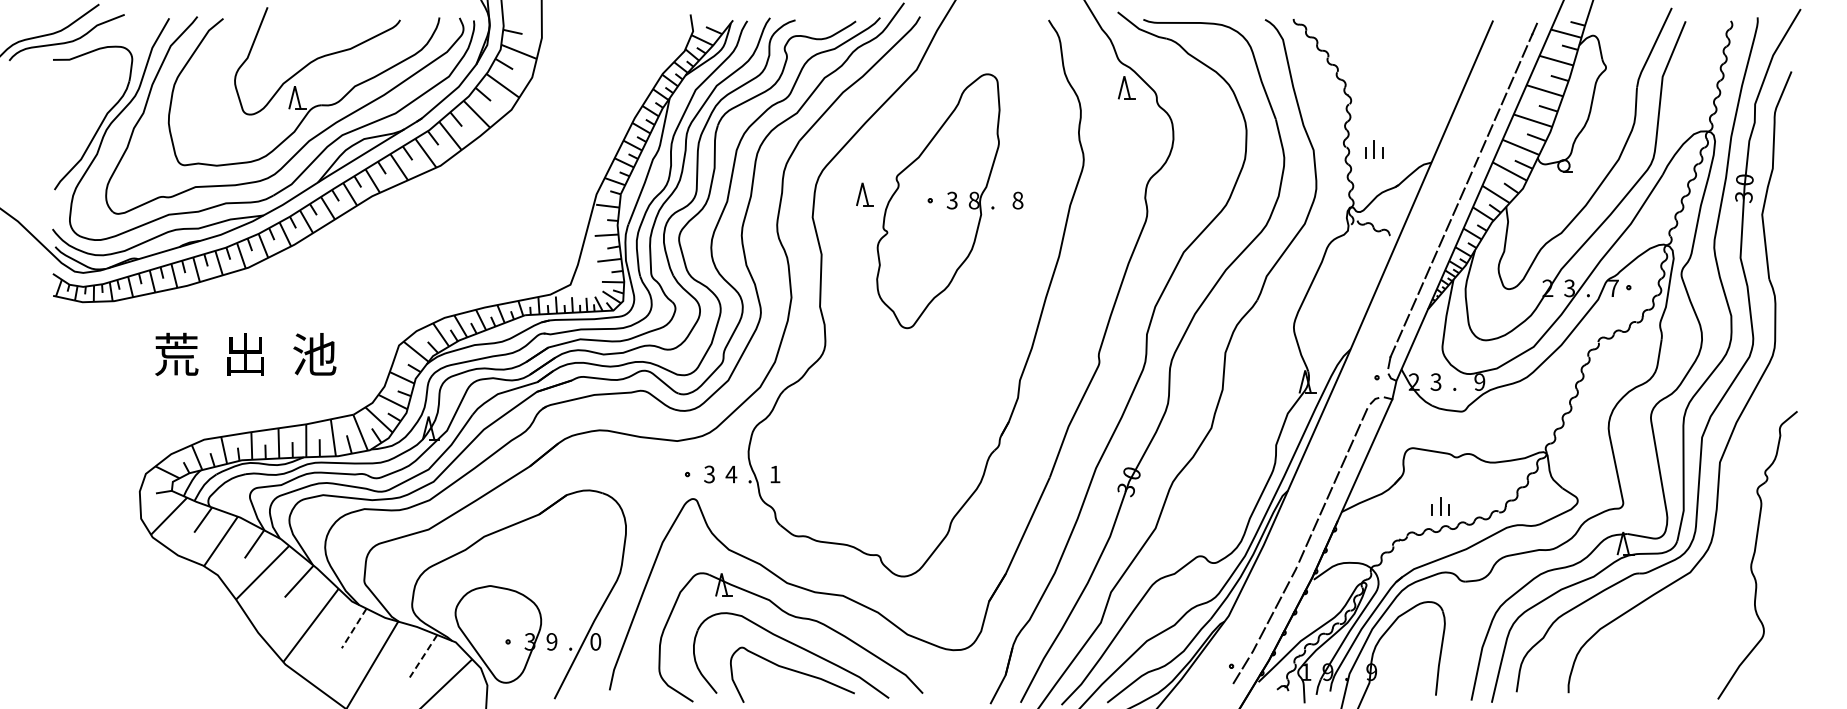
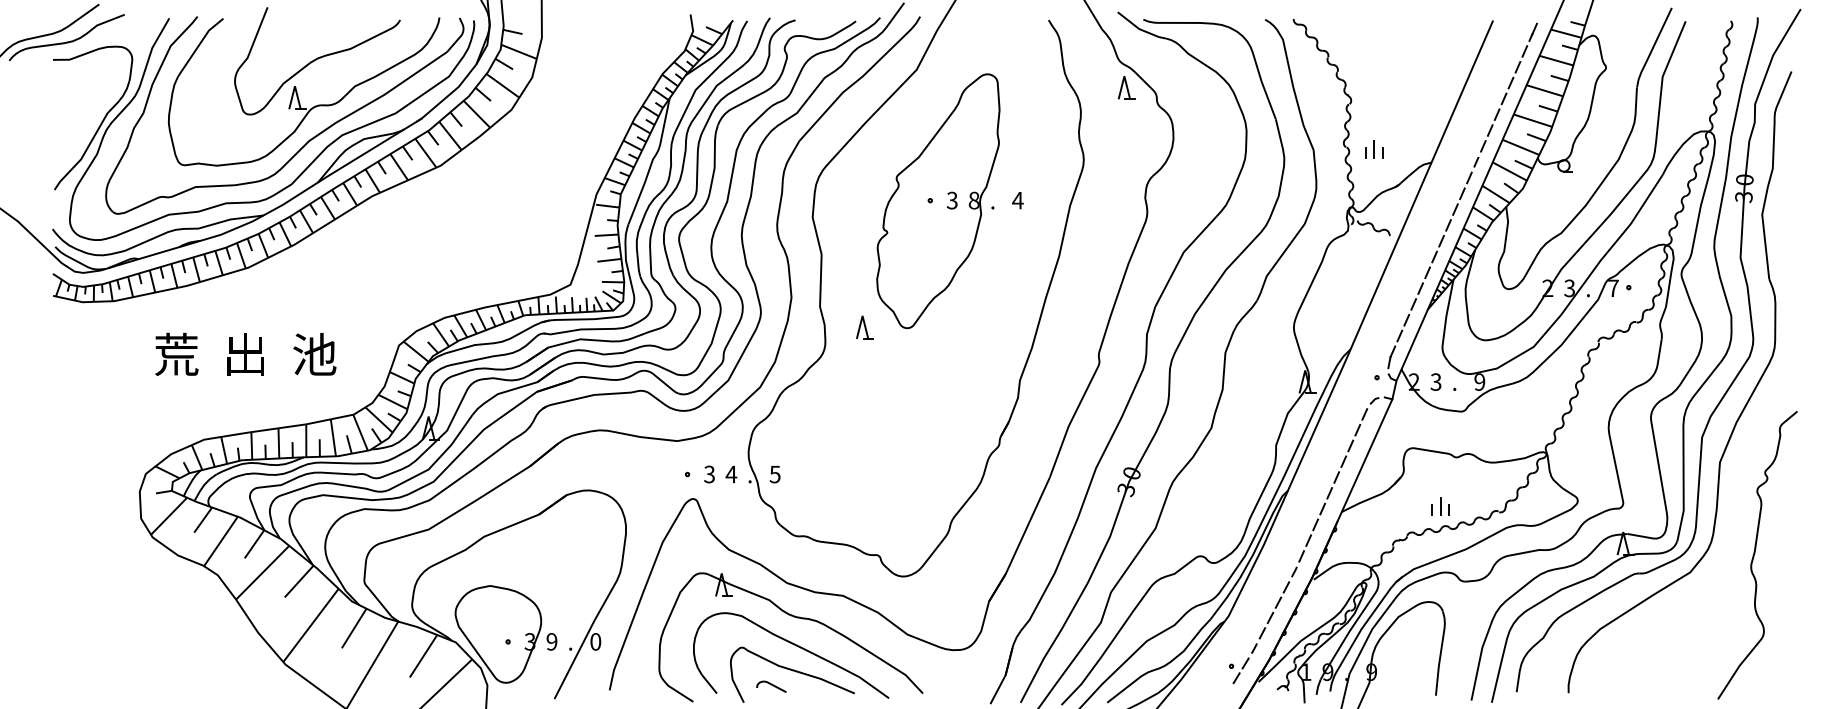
part position: (864, 194) -> (864, 327) (864, 327)
text: 8 -> 4 (1017, 200)
text: 1 -> 5 (774, 474)
line: dashed -> solid (353, 628)
line: dashed -> solid (423, 656)
curve: none -> present (771, 685)
